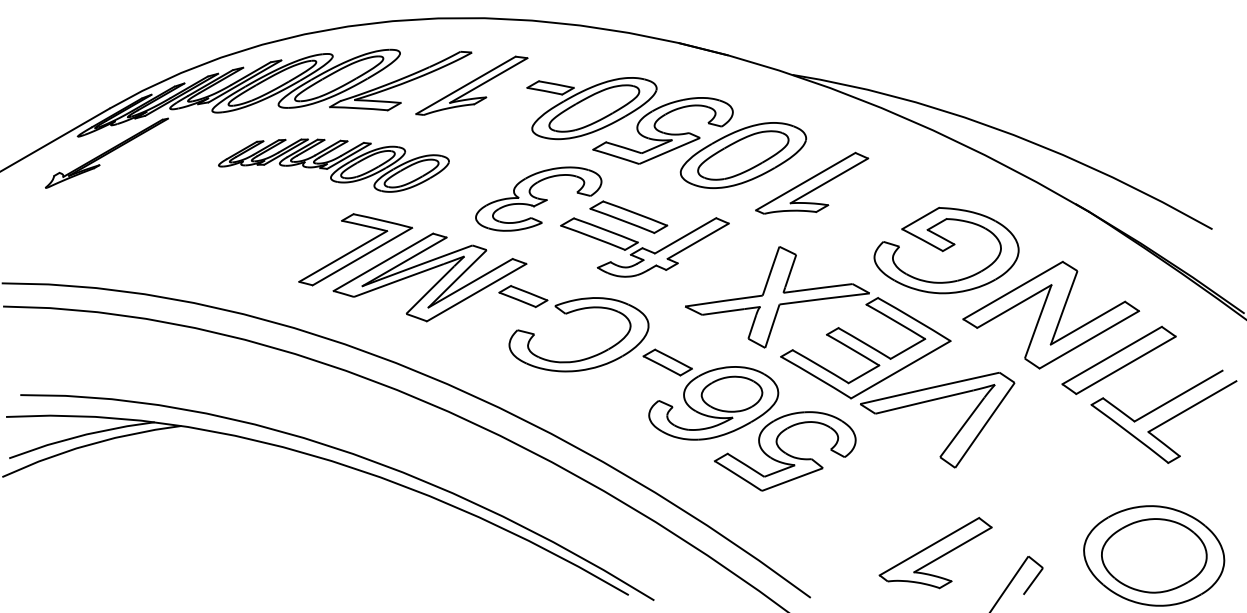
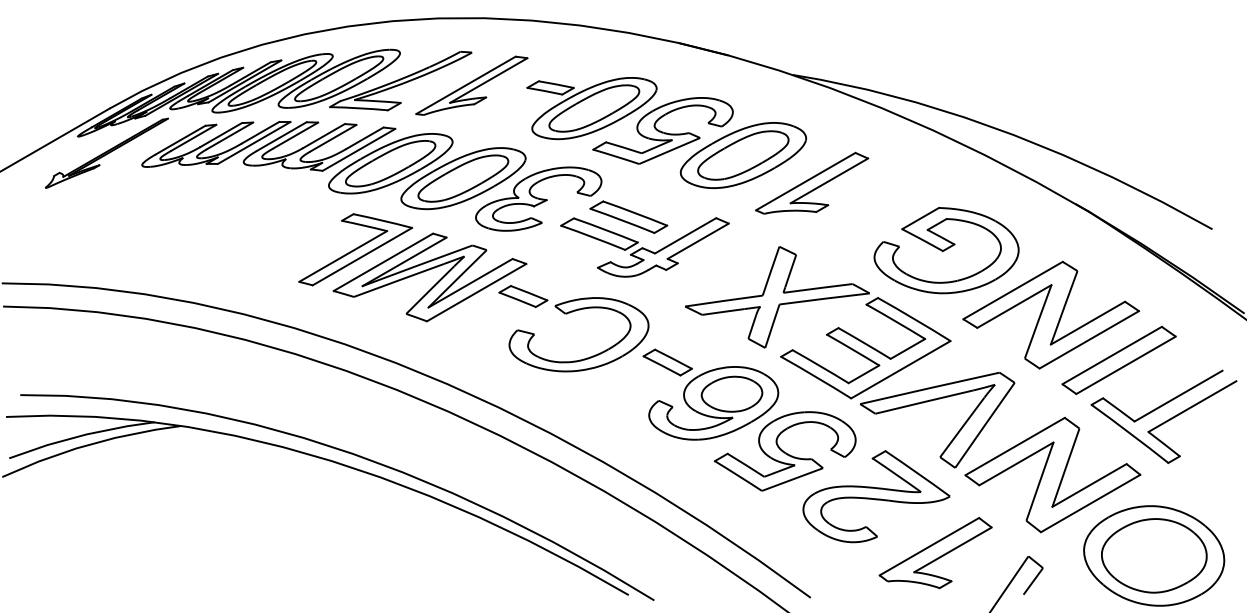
part size: 232x55 px -> 386x90 px (333, 165)
part: none -> present (1052, 474)
part: none -> present (876, 496)
